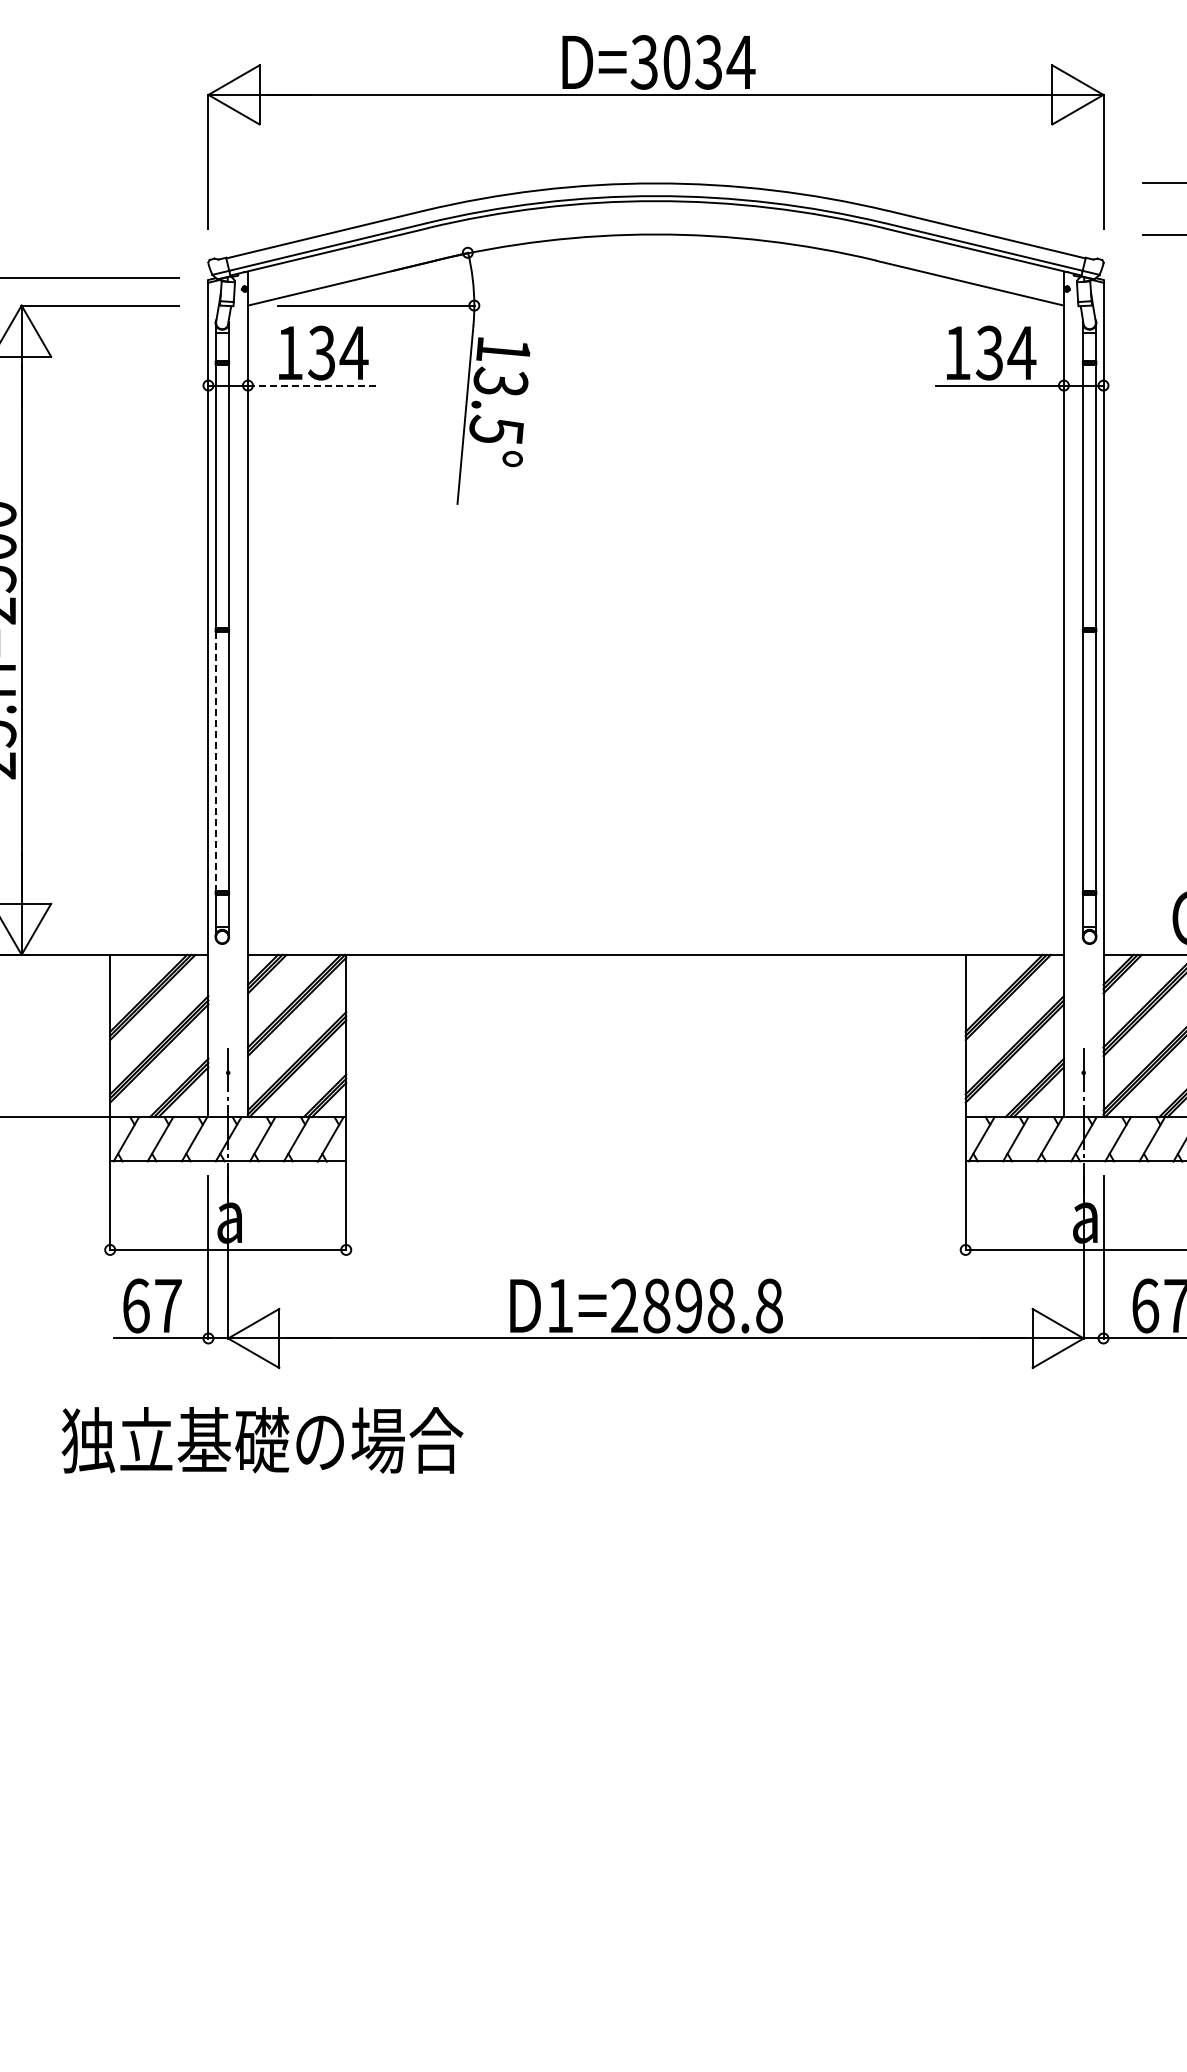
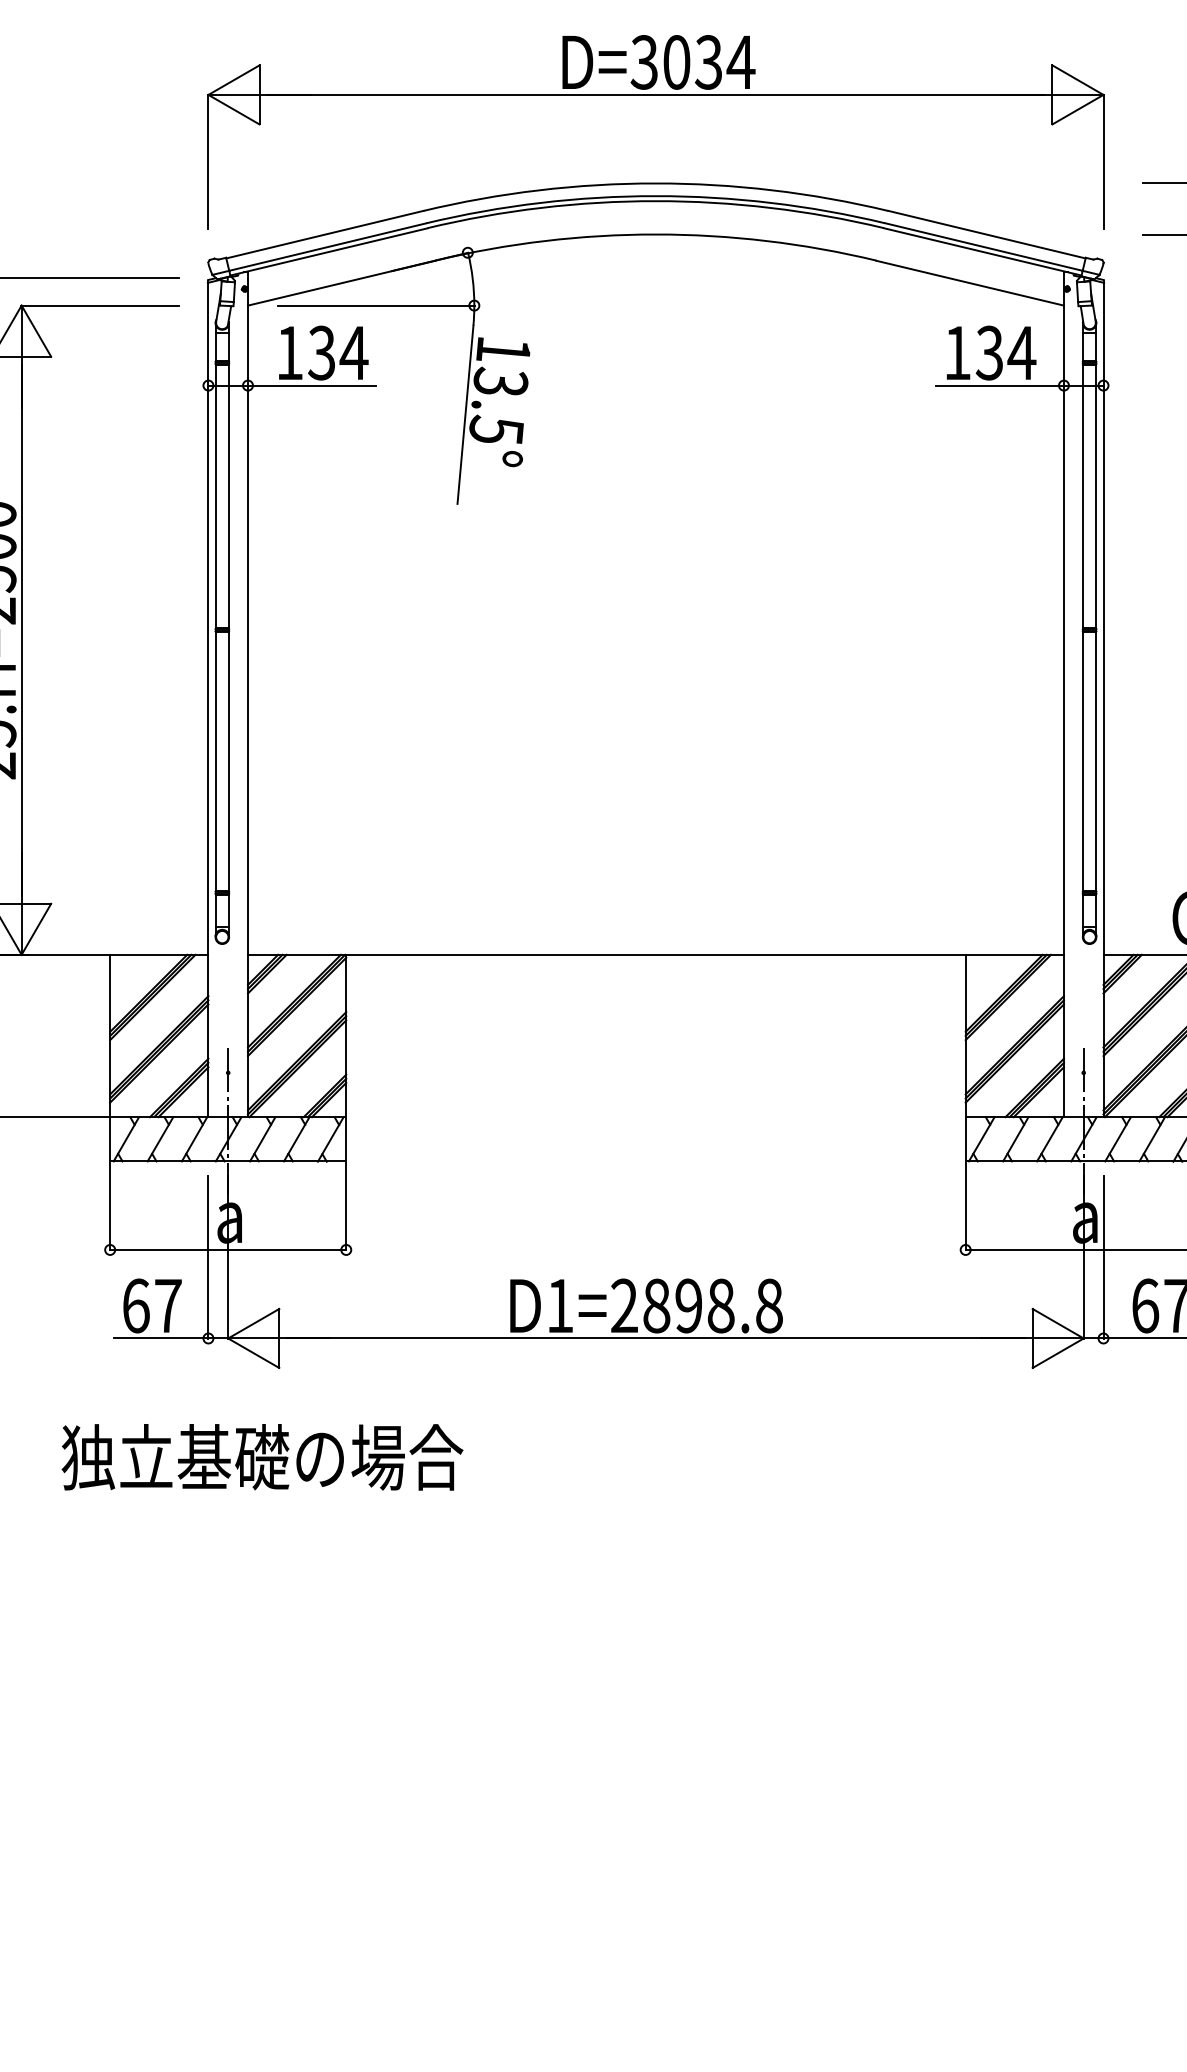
line: dashed -> solid (312, 385)
line: dashed -> solid (216, 761)
text position: (262, 1440) -> (262, 1457) (262, 1457)
